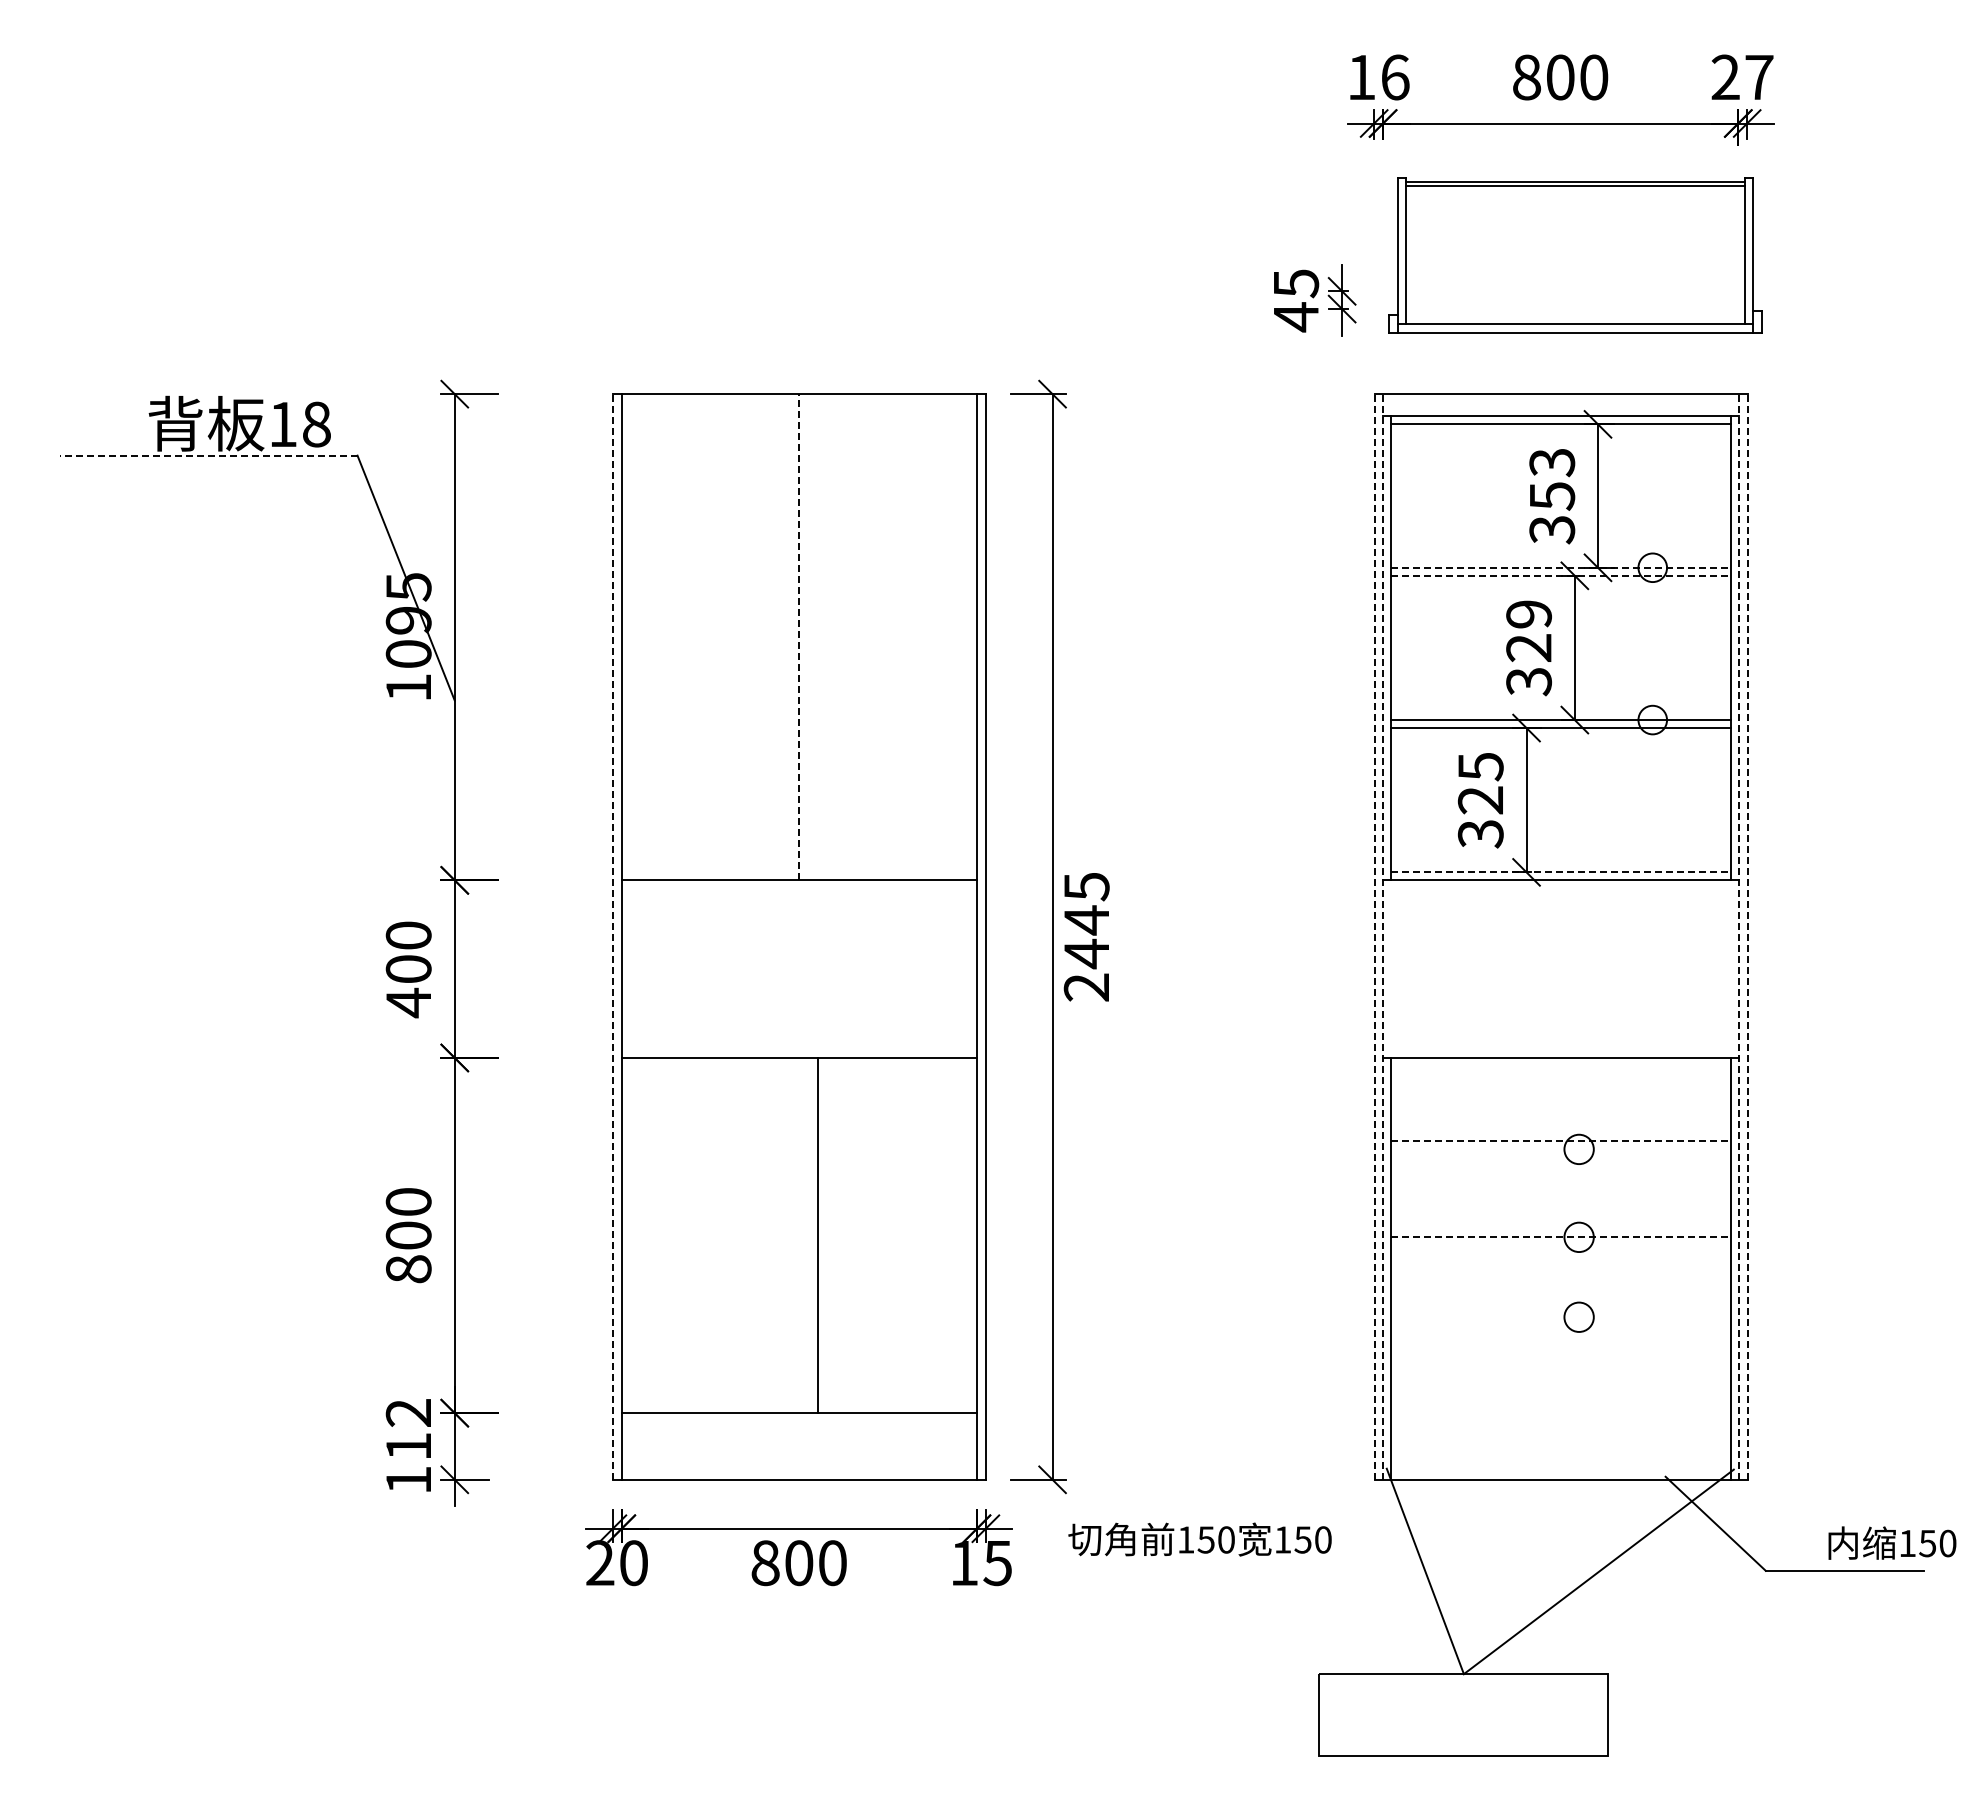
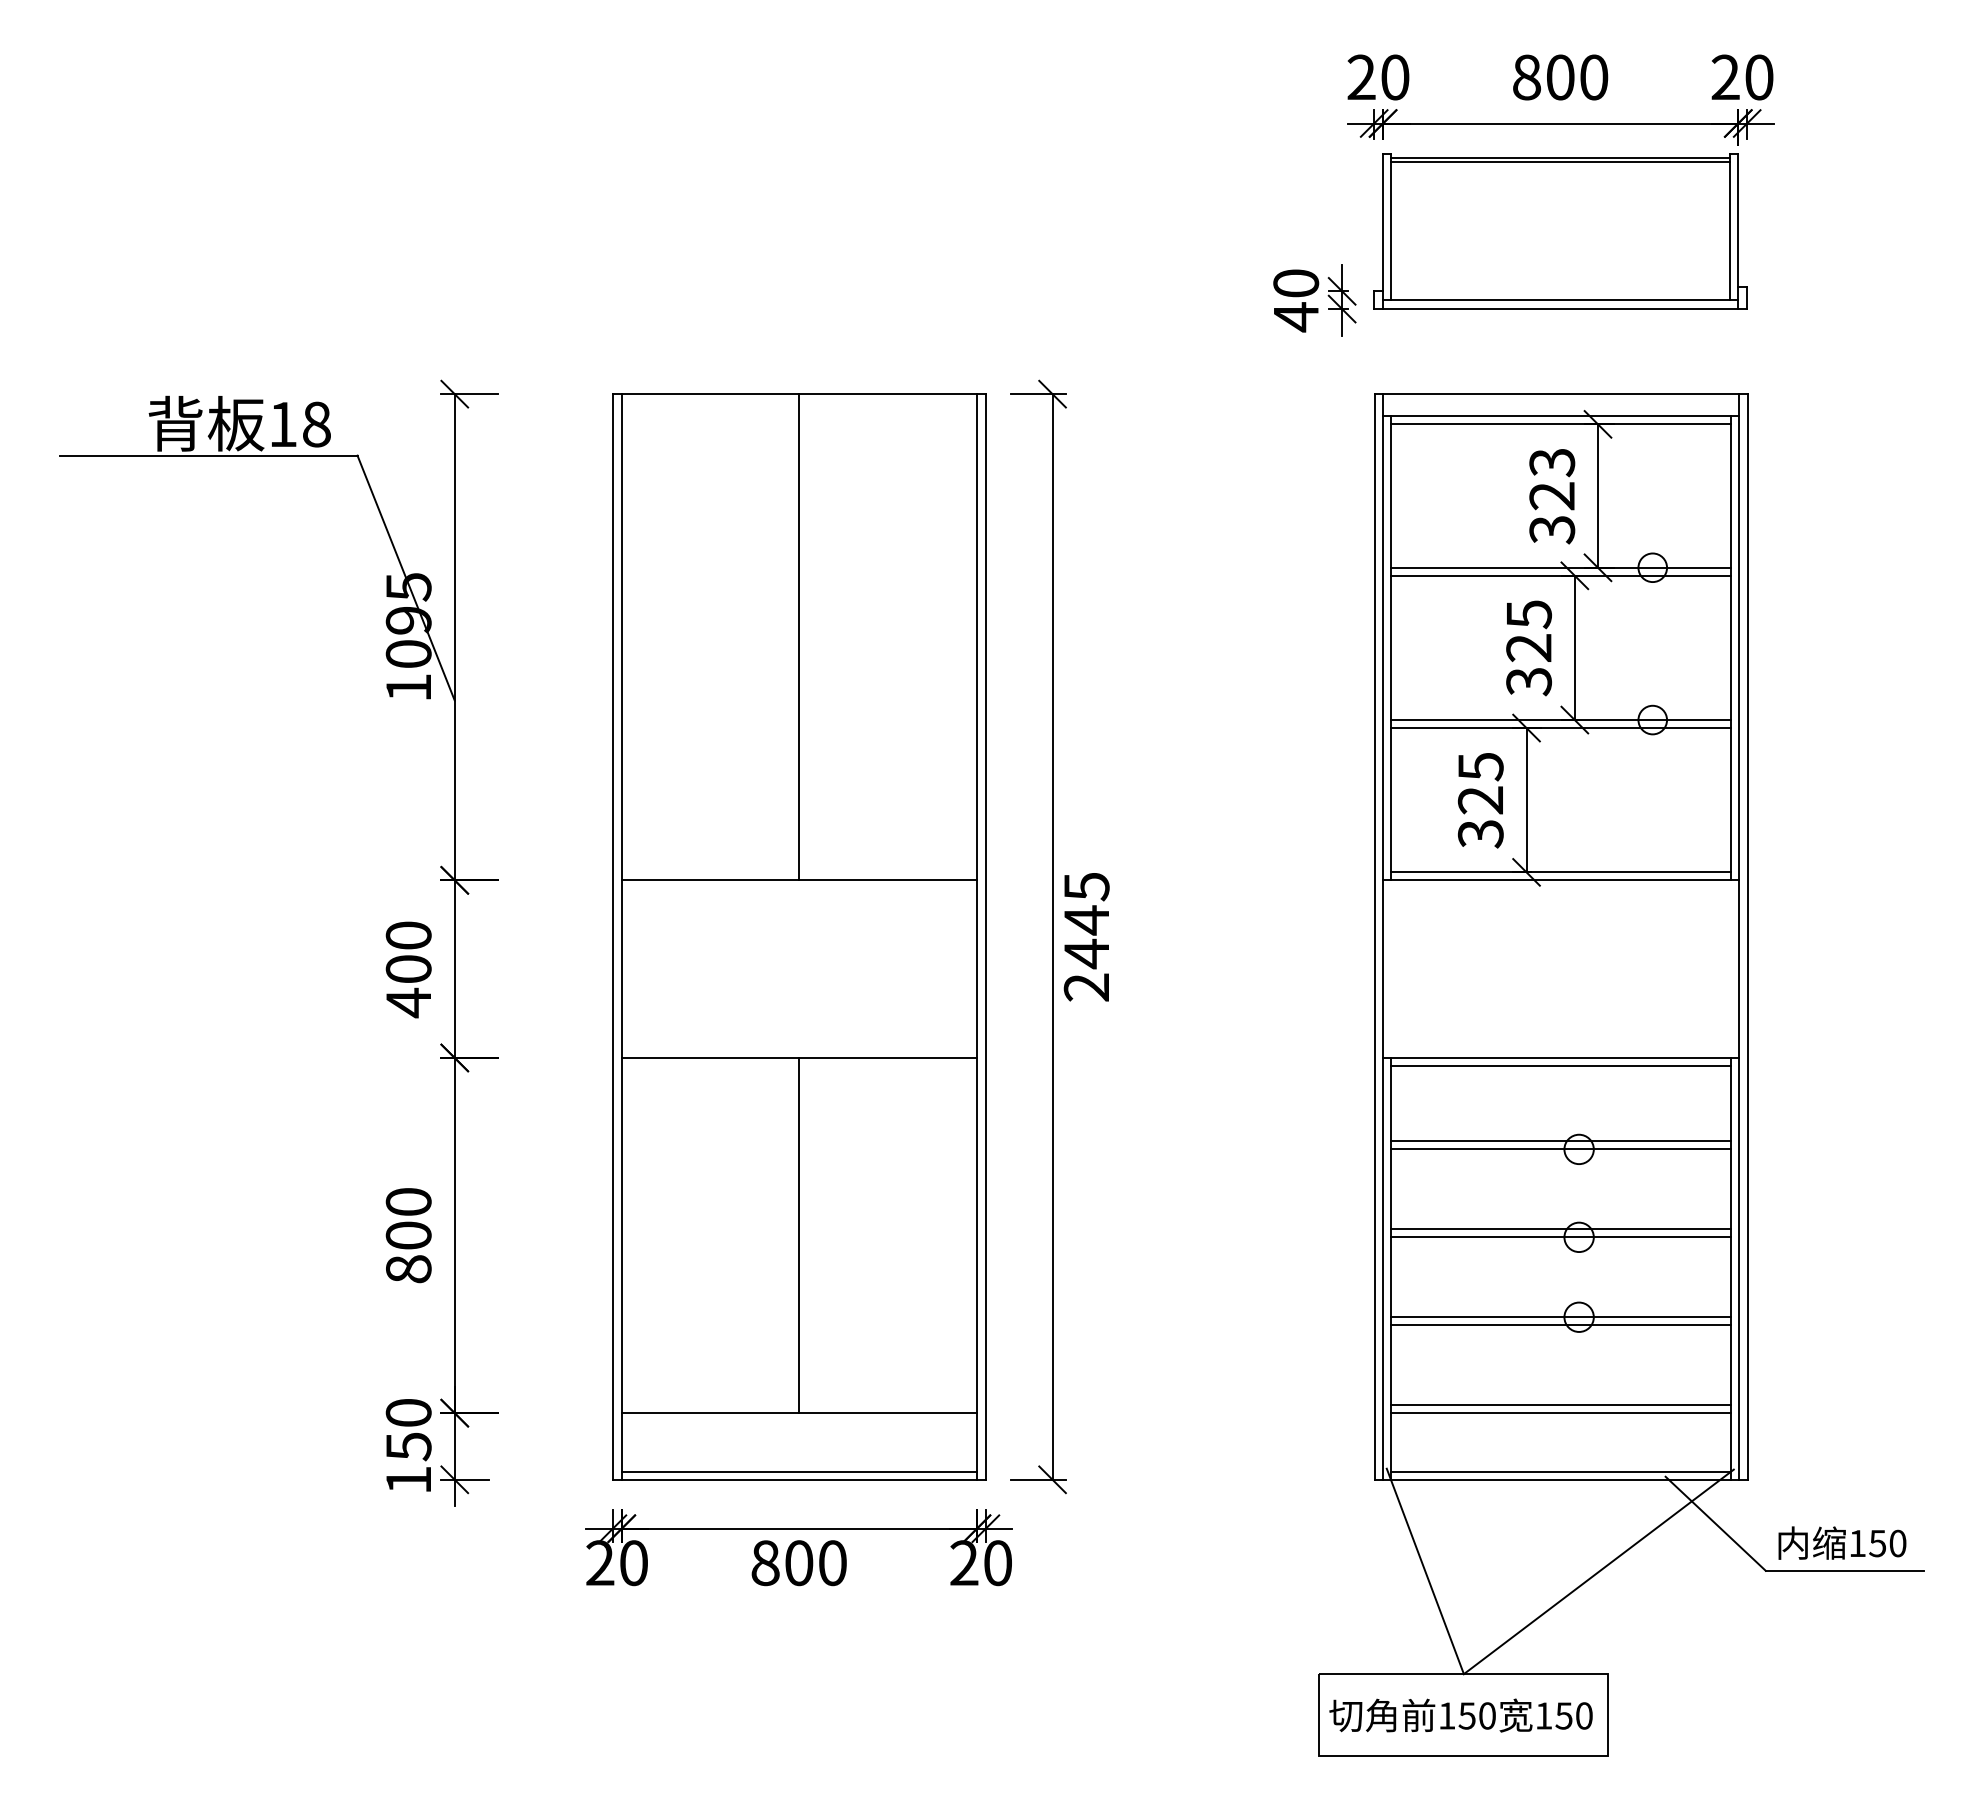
text: 16 -> 20 (1378, 77)
text: 27 -> 20 (1759, 77)
part position: (1575, 255) -> (1560, 231) (1560, 231)
text: 45 -> 40 (1296, 283)
line: dashed -> solid (208, 455)
text: 353 -> 323 (1552, 496)
line: dashed -> solid (1561, 567)
line: dashed -> solid (1561, 575)
text: 329 -> 325 (1528, 614)
line: dashed -> solid (799, 636)
line: dashed -> solid (1561, 872)
line: dashed -> solid (612, 936)
line: dashed -> solid (1374, 936)
line: dashed -> solid (1383, 936)
line: dashed -> solid (1738, 936)
line: dashed -> solid (1747, 936)
line: none -> present (1560, 1065)
line: dashed -> solid (1561, 1141)
line: none -> present (1560, 1149)
line: none -> present (1560, 1229)
line position: (818, 1235) -> (799, 1235) (799, 1235)
line: dashed -> solid (1561, 1237)
line: none -> present (1560, 1317)
line: none -> present (1560, 1325)
line: none -> present (1560, 1405)
line: none -> present (1560, 1413)
text: 112 -> 150 (408, 1430)
line: none -> present (798, 1471)
line: none -> present (1560, 1471)
text position: (1199, 1539) -> (1460, 1715) (1460, 1715)
text position: (1892, 1542) -> (1842, 1542) (1842, 1542)
text: 15 -> 20 (980, 1563)
